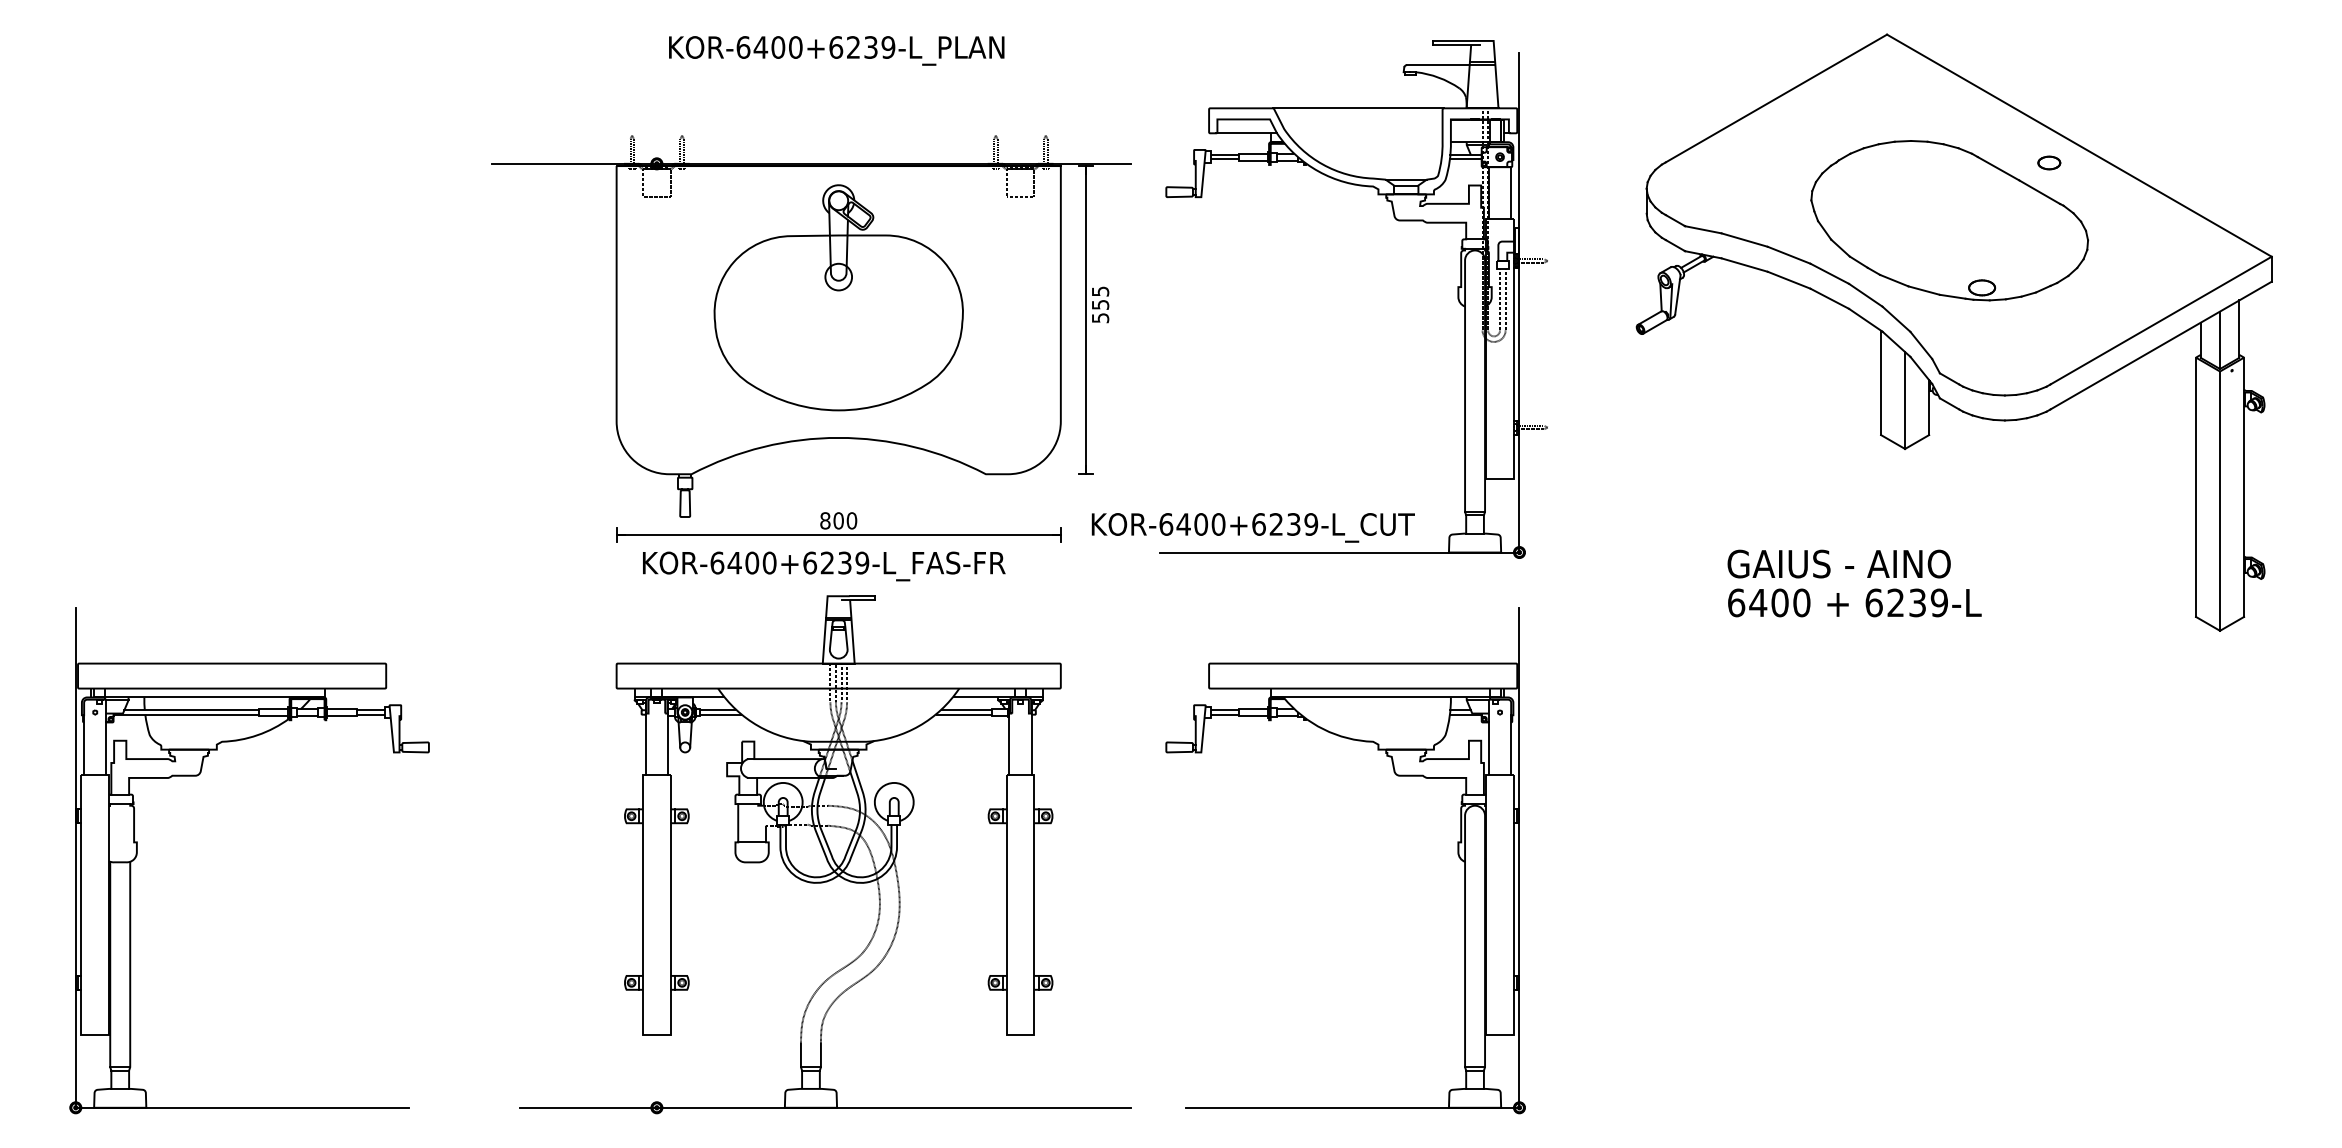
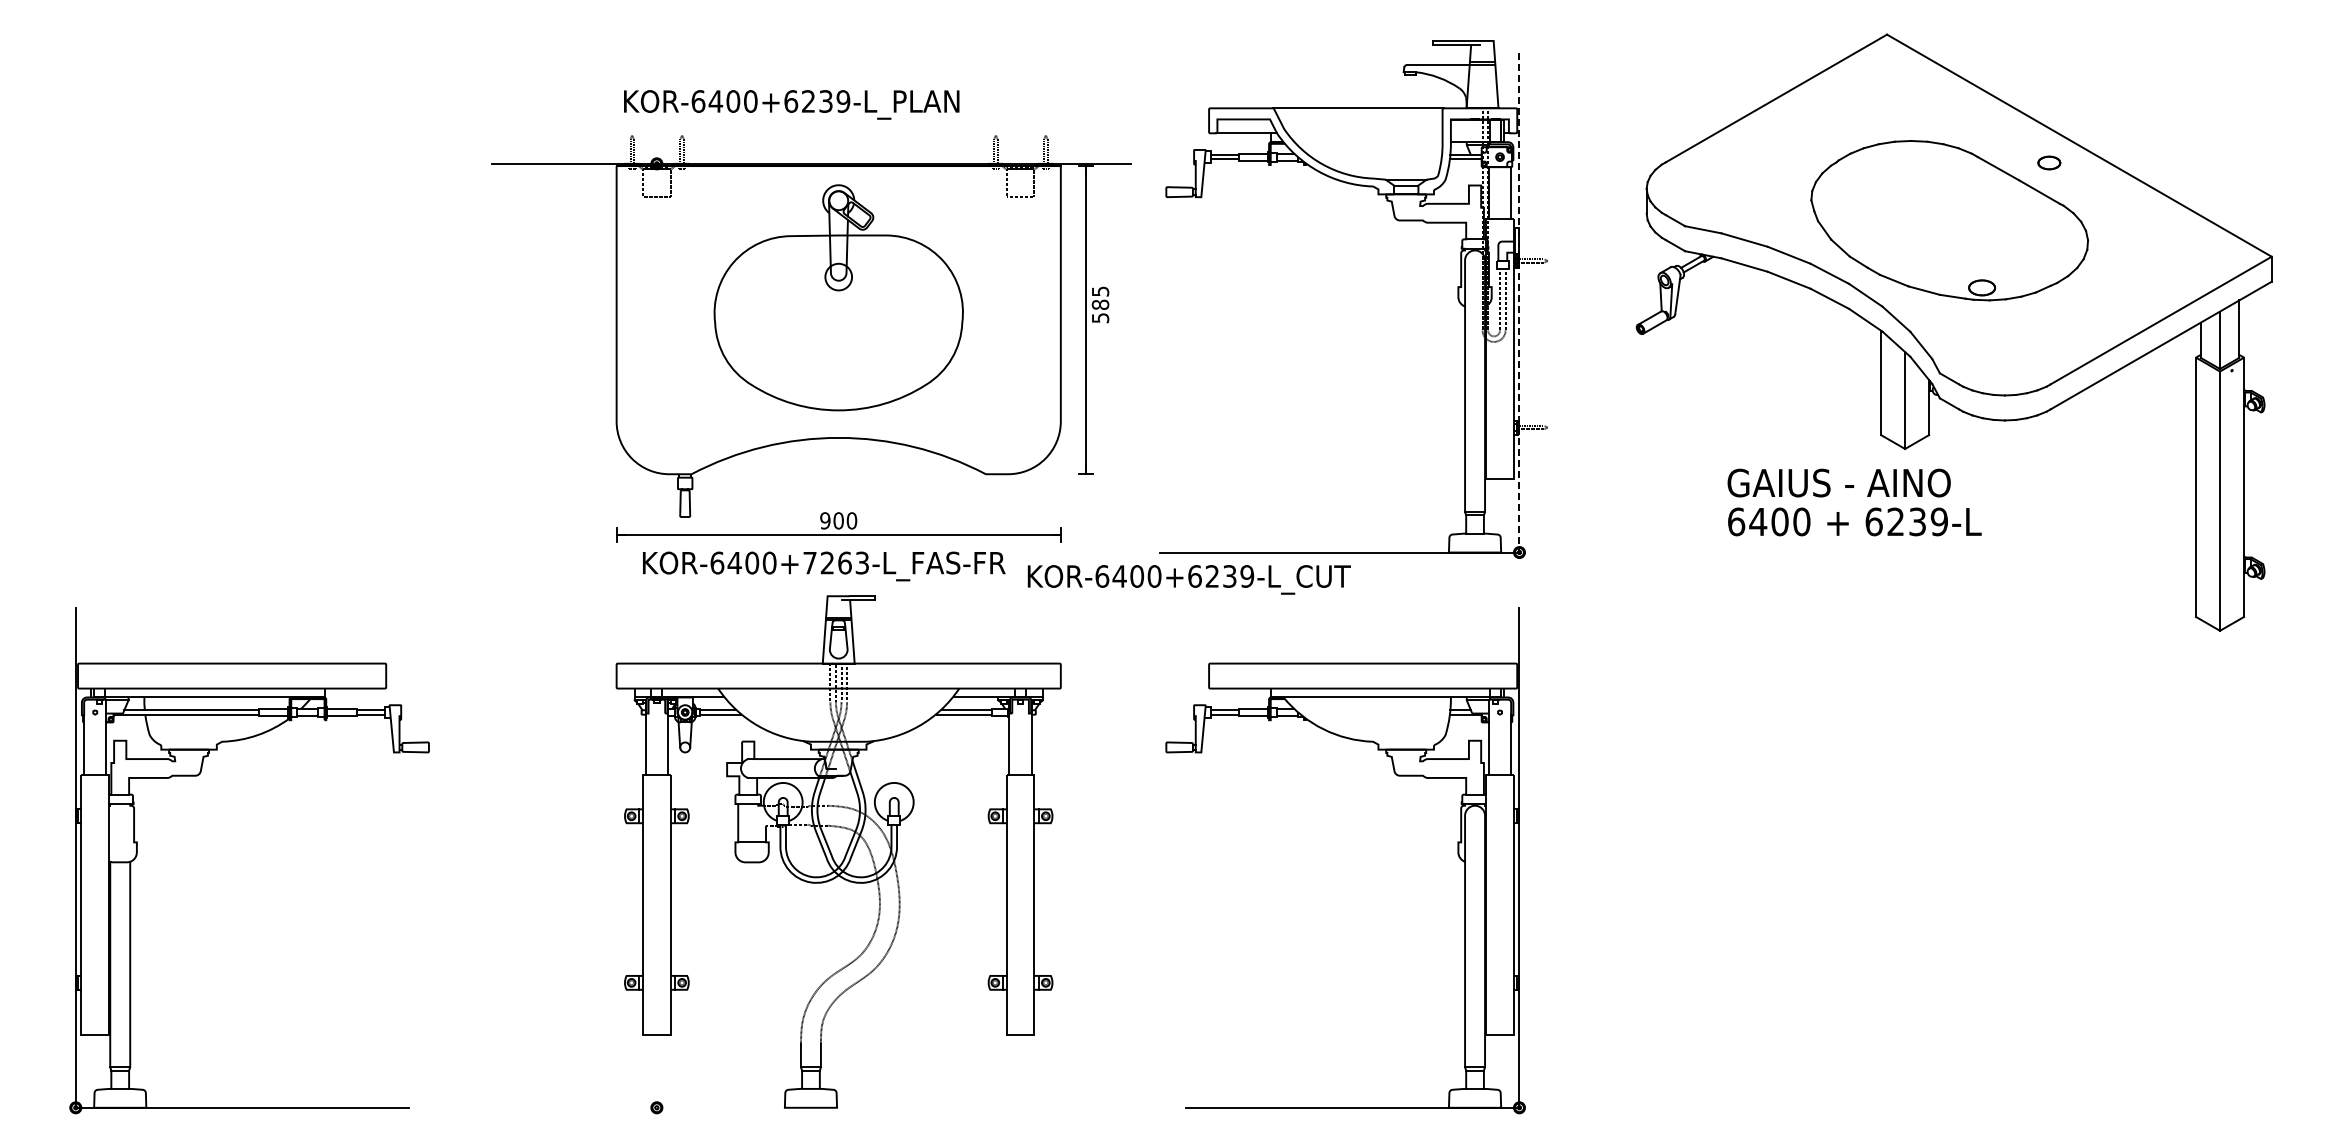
text position: (836, 50) -> (791, 104) (791, 104)
line: solid -> dashed (1519, 302)
text: 555 -> 585 (1100, 304)
text: 800 -> 900 (825, 520)
text position: (1252, 527) -> (1188, 579) (1188, 579)
text: KOR-6400+6239-L_FAS-FR -> KOR-6400+7263-L_FAS-FR (836, 562)
text position: (1854, 583) -> (1854, 502) (1854, 502)
line: present -> none (825, 1107)
